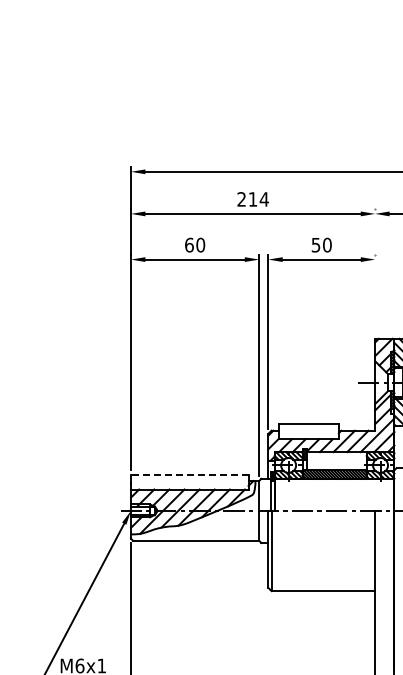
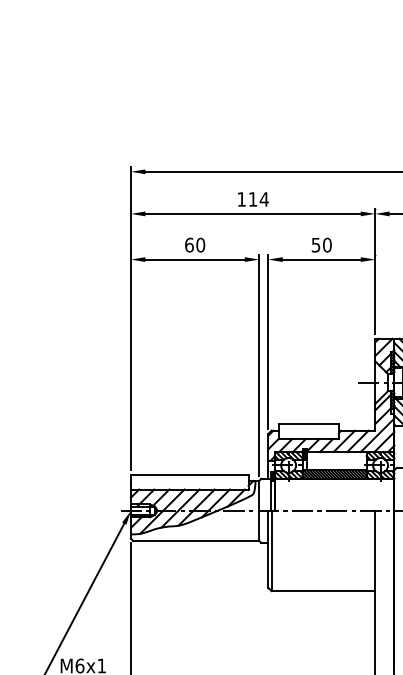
text: 214 -> 114 (241, 199)
line: none -> present (375, 271)
line: dashed -> solid (189, 474)
